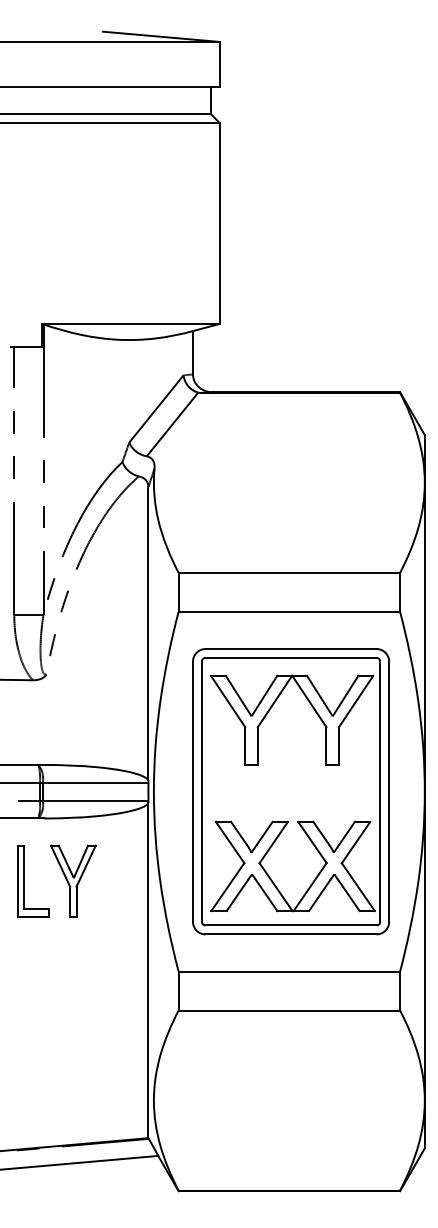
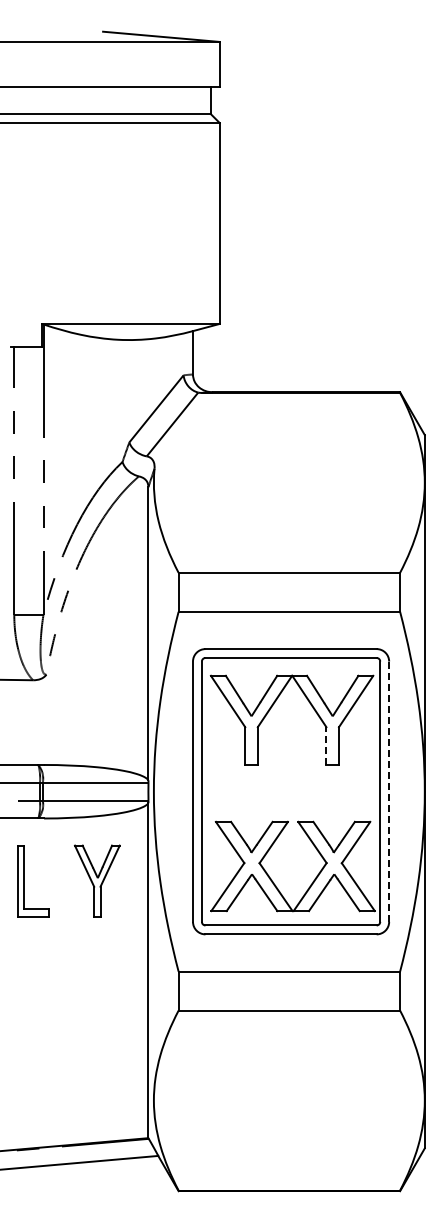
line: solid -> dashed (326, 746)
line: solid -> dashed (389, 791)
part position: (73, 880) -> (97, 880) (97, 880)
